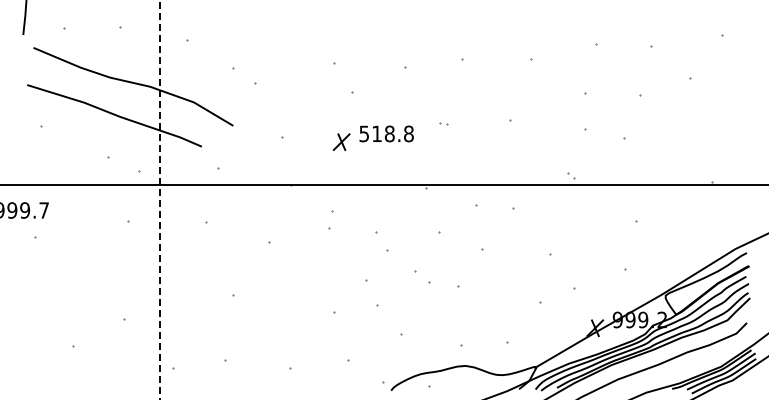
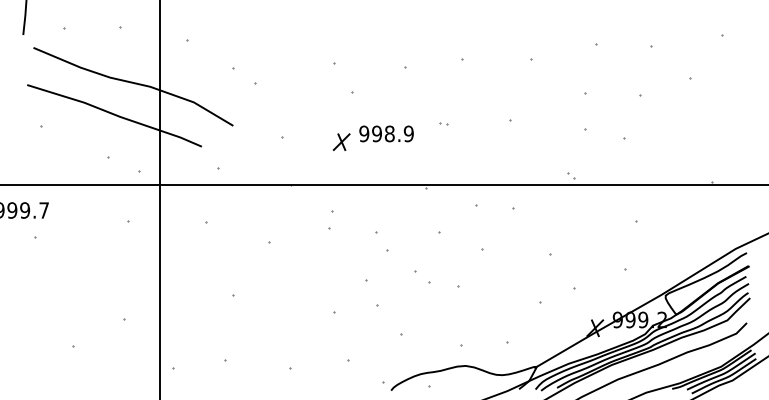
text: 518.8 -> 998.9 (386, 133)
line: dashed -> solid (159, 200)
